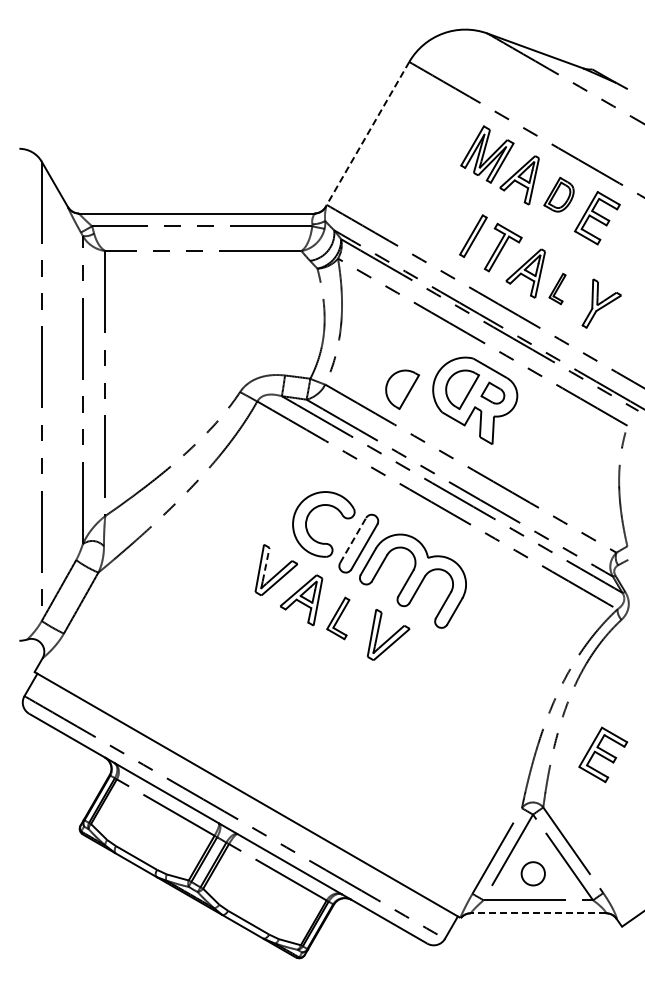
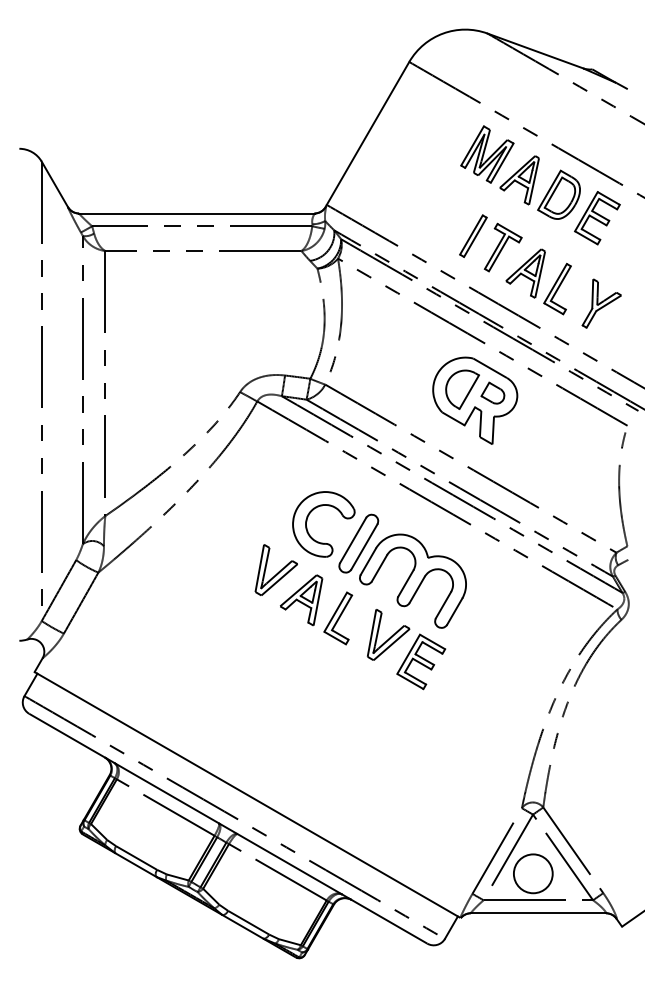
line: dashed -> solid (368, 133)
part size: 32x37 px -> 44x51 px (558, 194)
part size: 19x33 px -> 29x54 px (557, 288)
part: present -> none (402, 389)
line: dashed -> solid (353, 540)
line: dashed -> solid (266, 564)
part size: 25x45 px -> 31x55 px (338, 618)
part position: (603, 754) -> (421, 661) (421, 661)
circle diameter: 23 px -> 39 px (532, 873)
line: dashed -> solid (538, 913)
